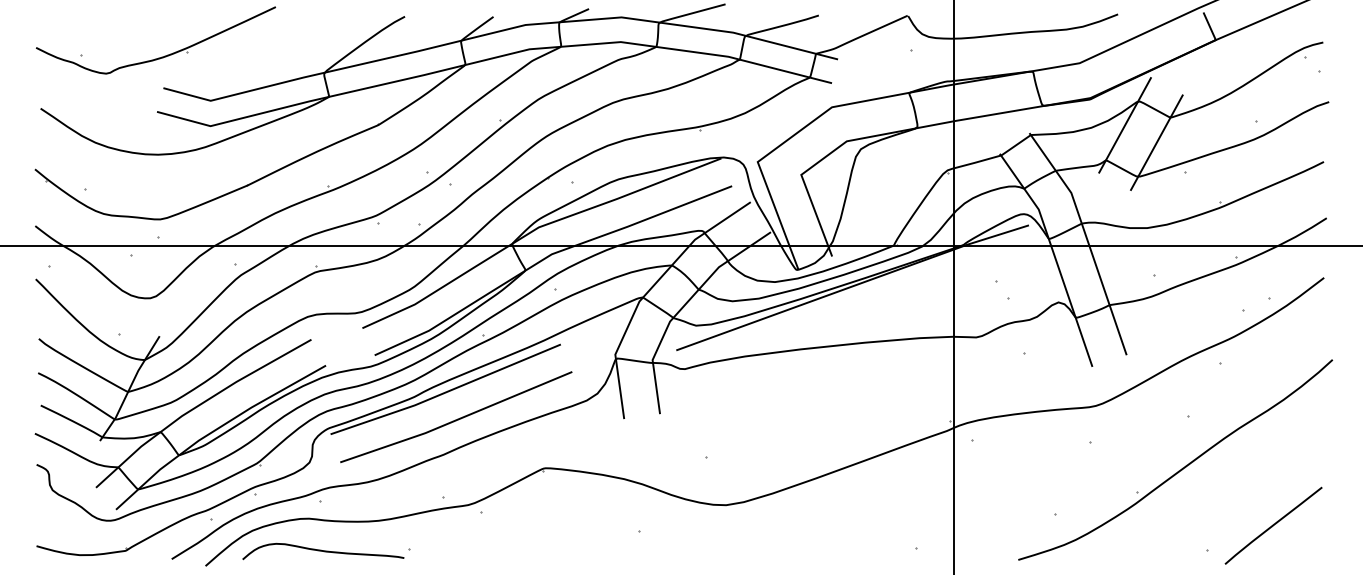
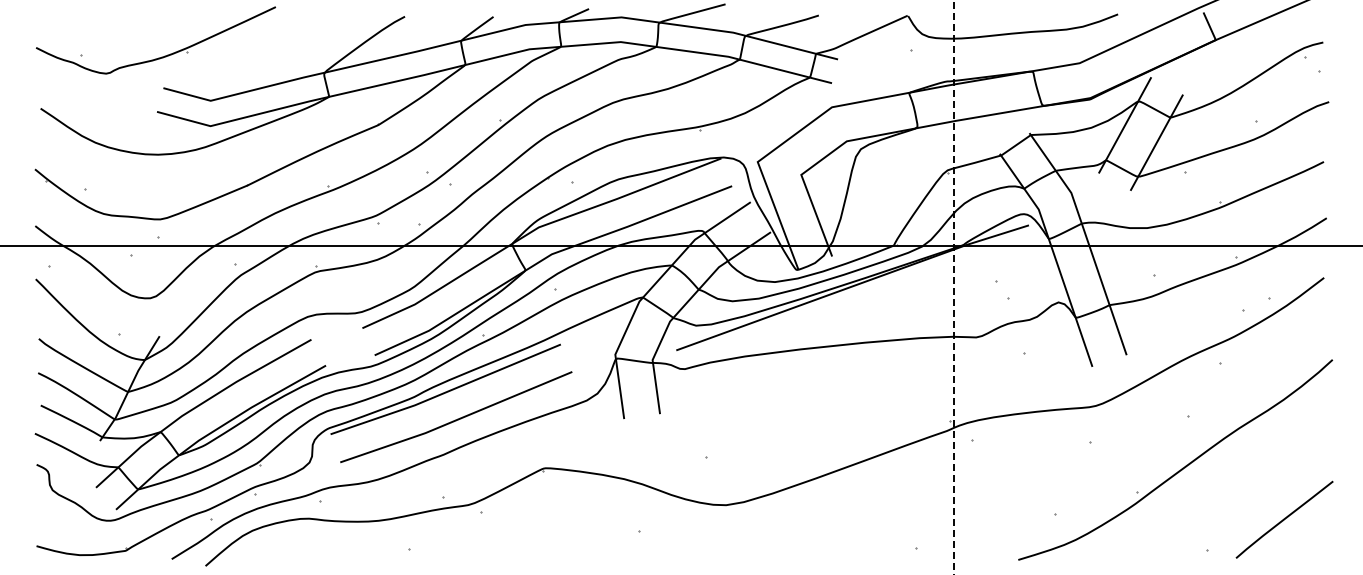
line: solid -> dashed (953, 287)
line position: (1273, 525) -> (1284, 519) (1284, 519)
curve: present -> none (323, 551)
